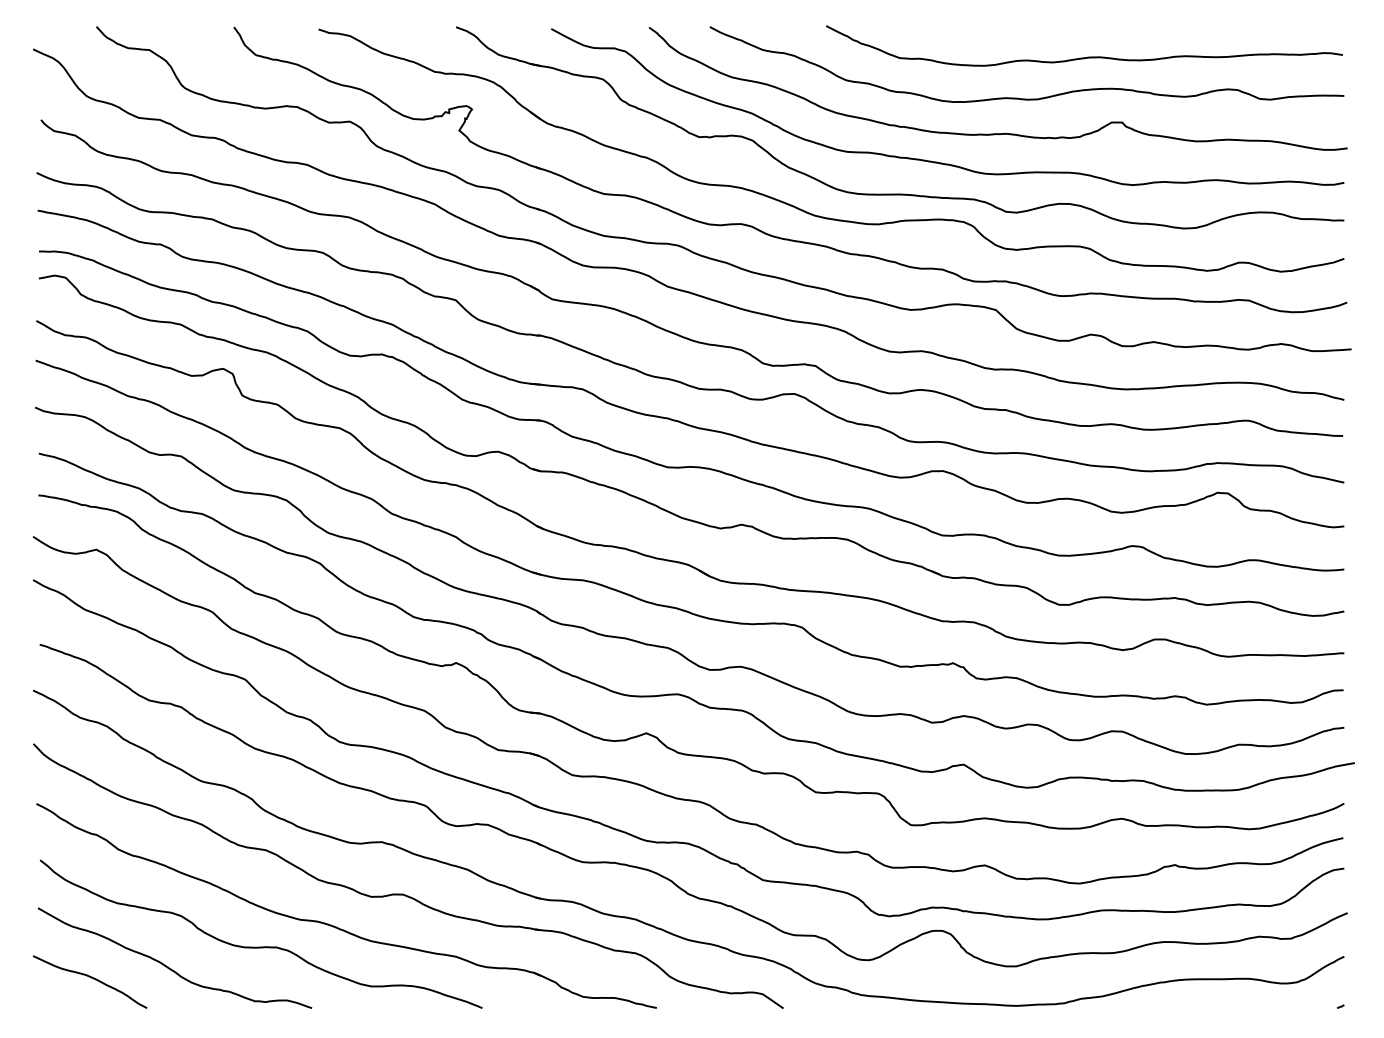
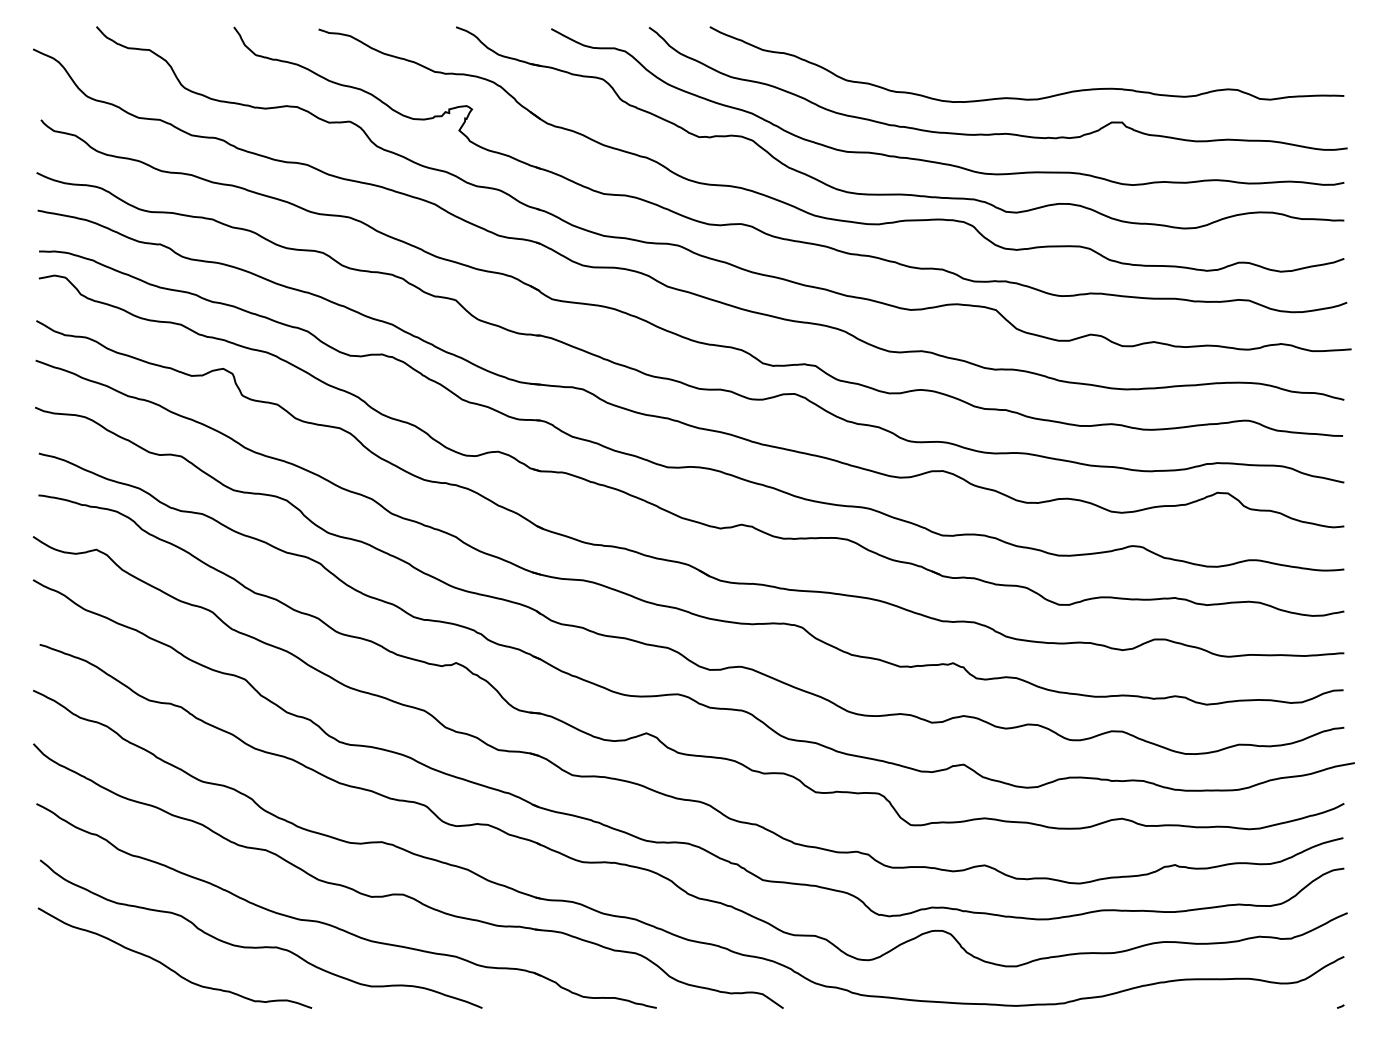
curve: present -> none (1087, 56)
curve: present -> none (91, 978)
